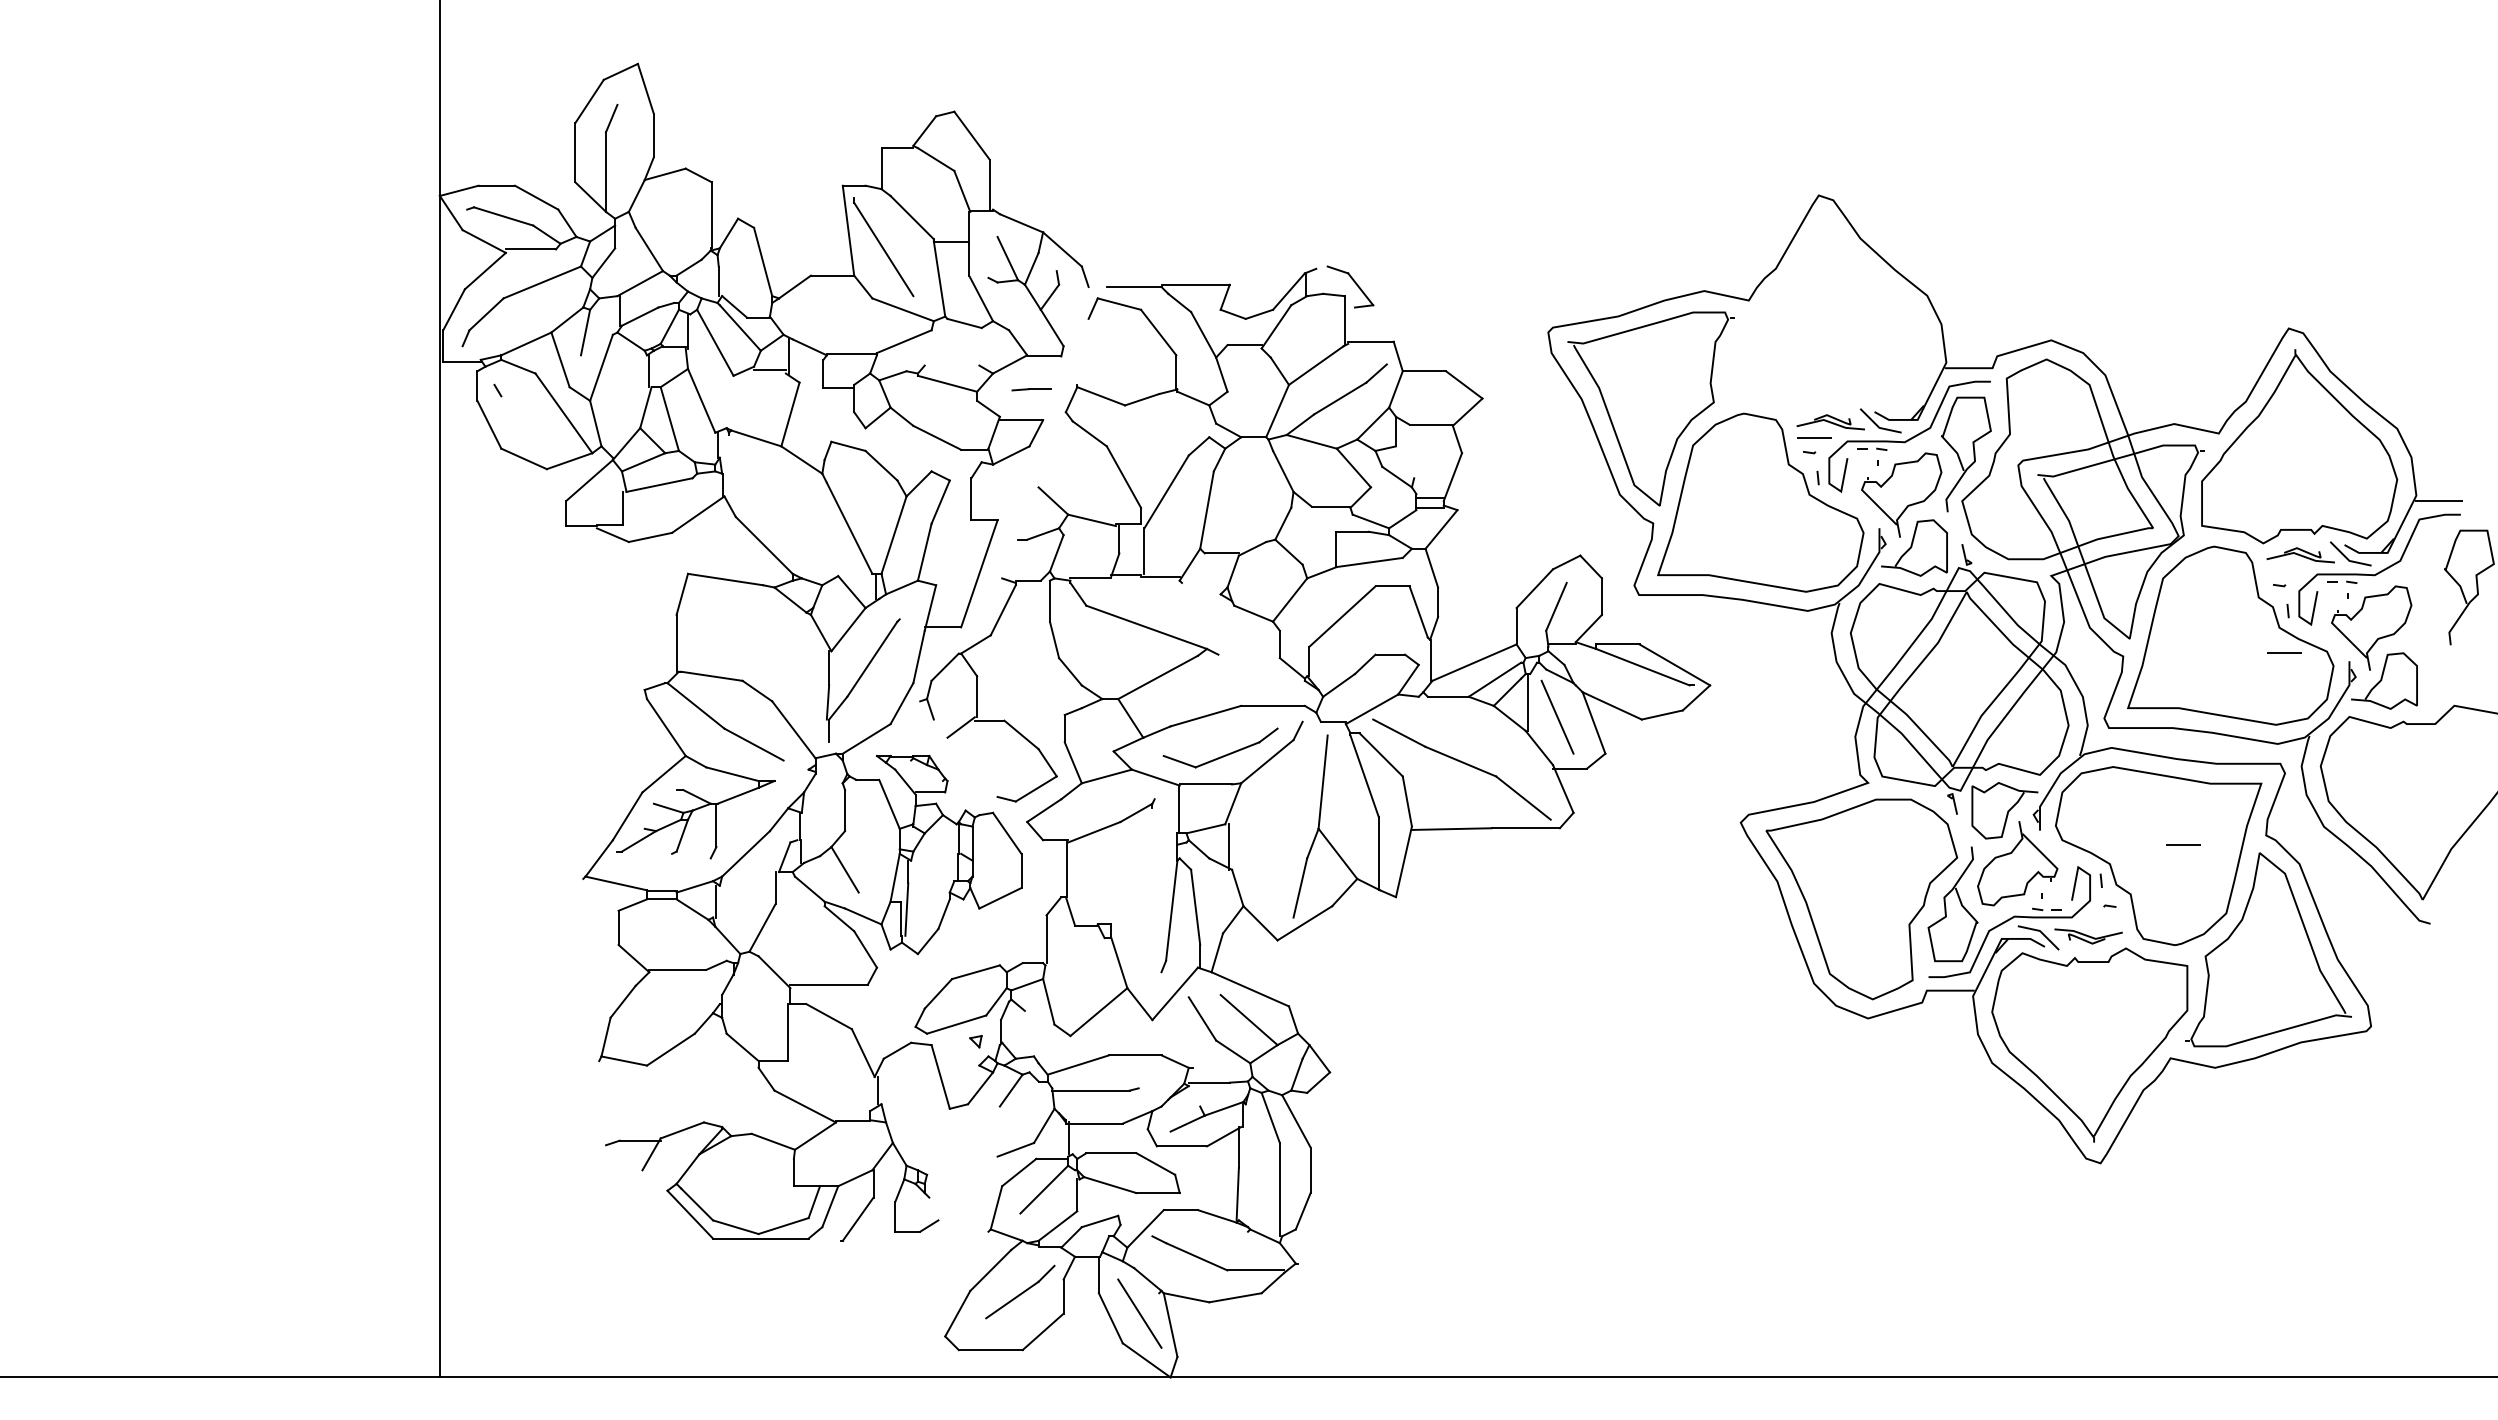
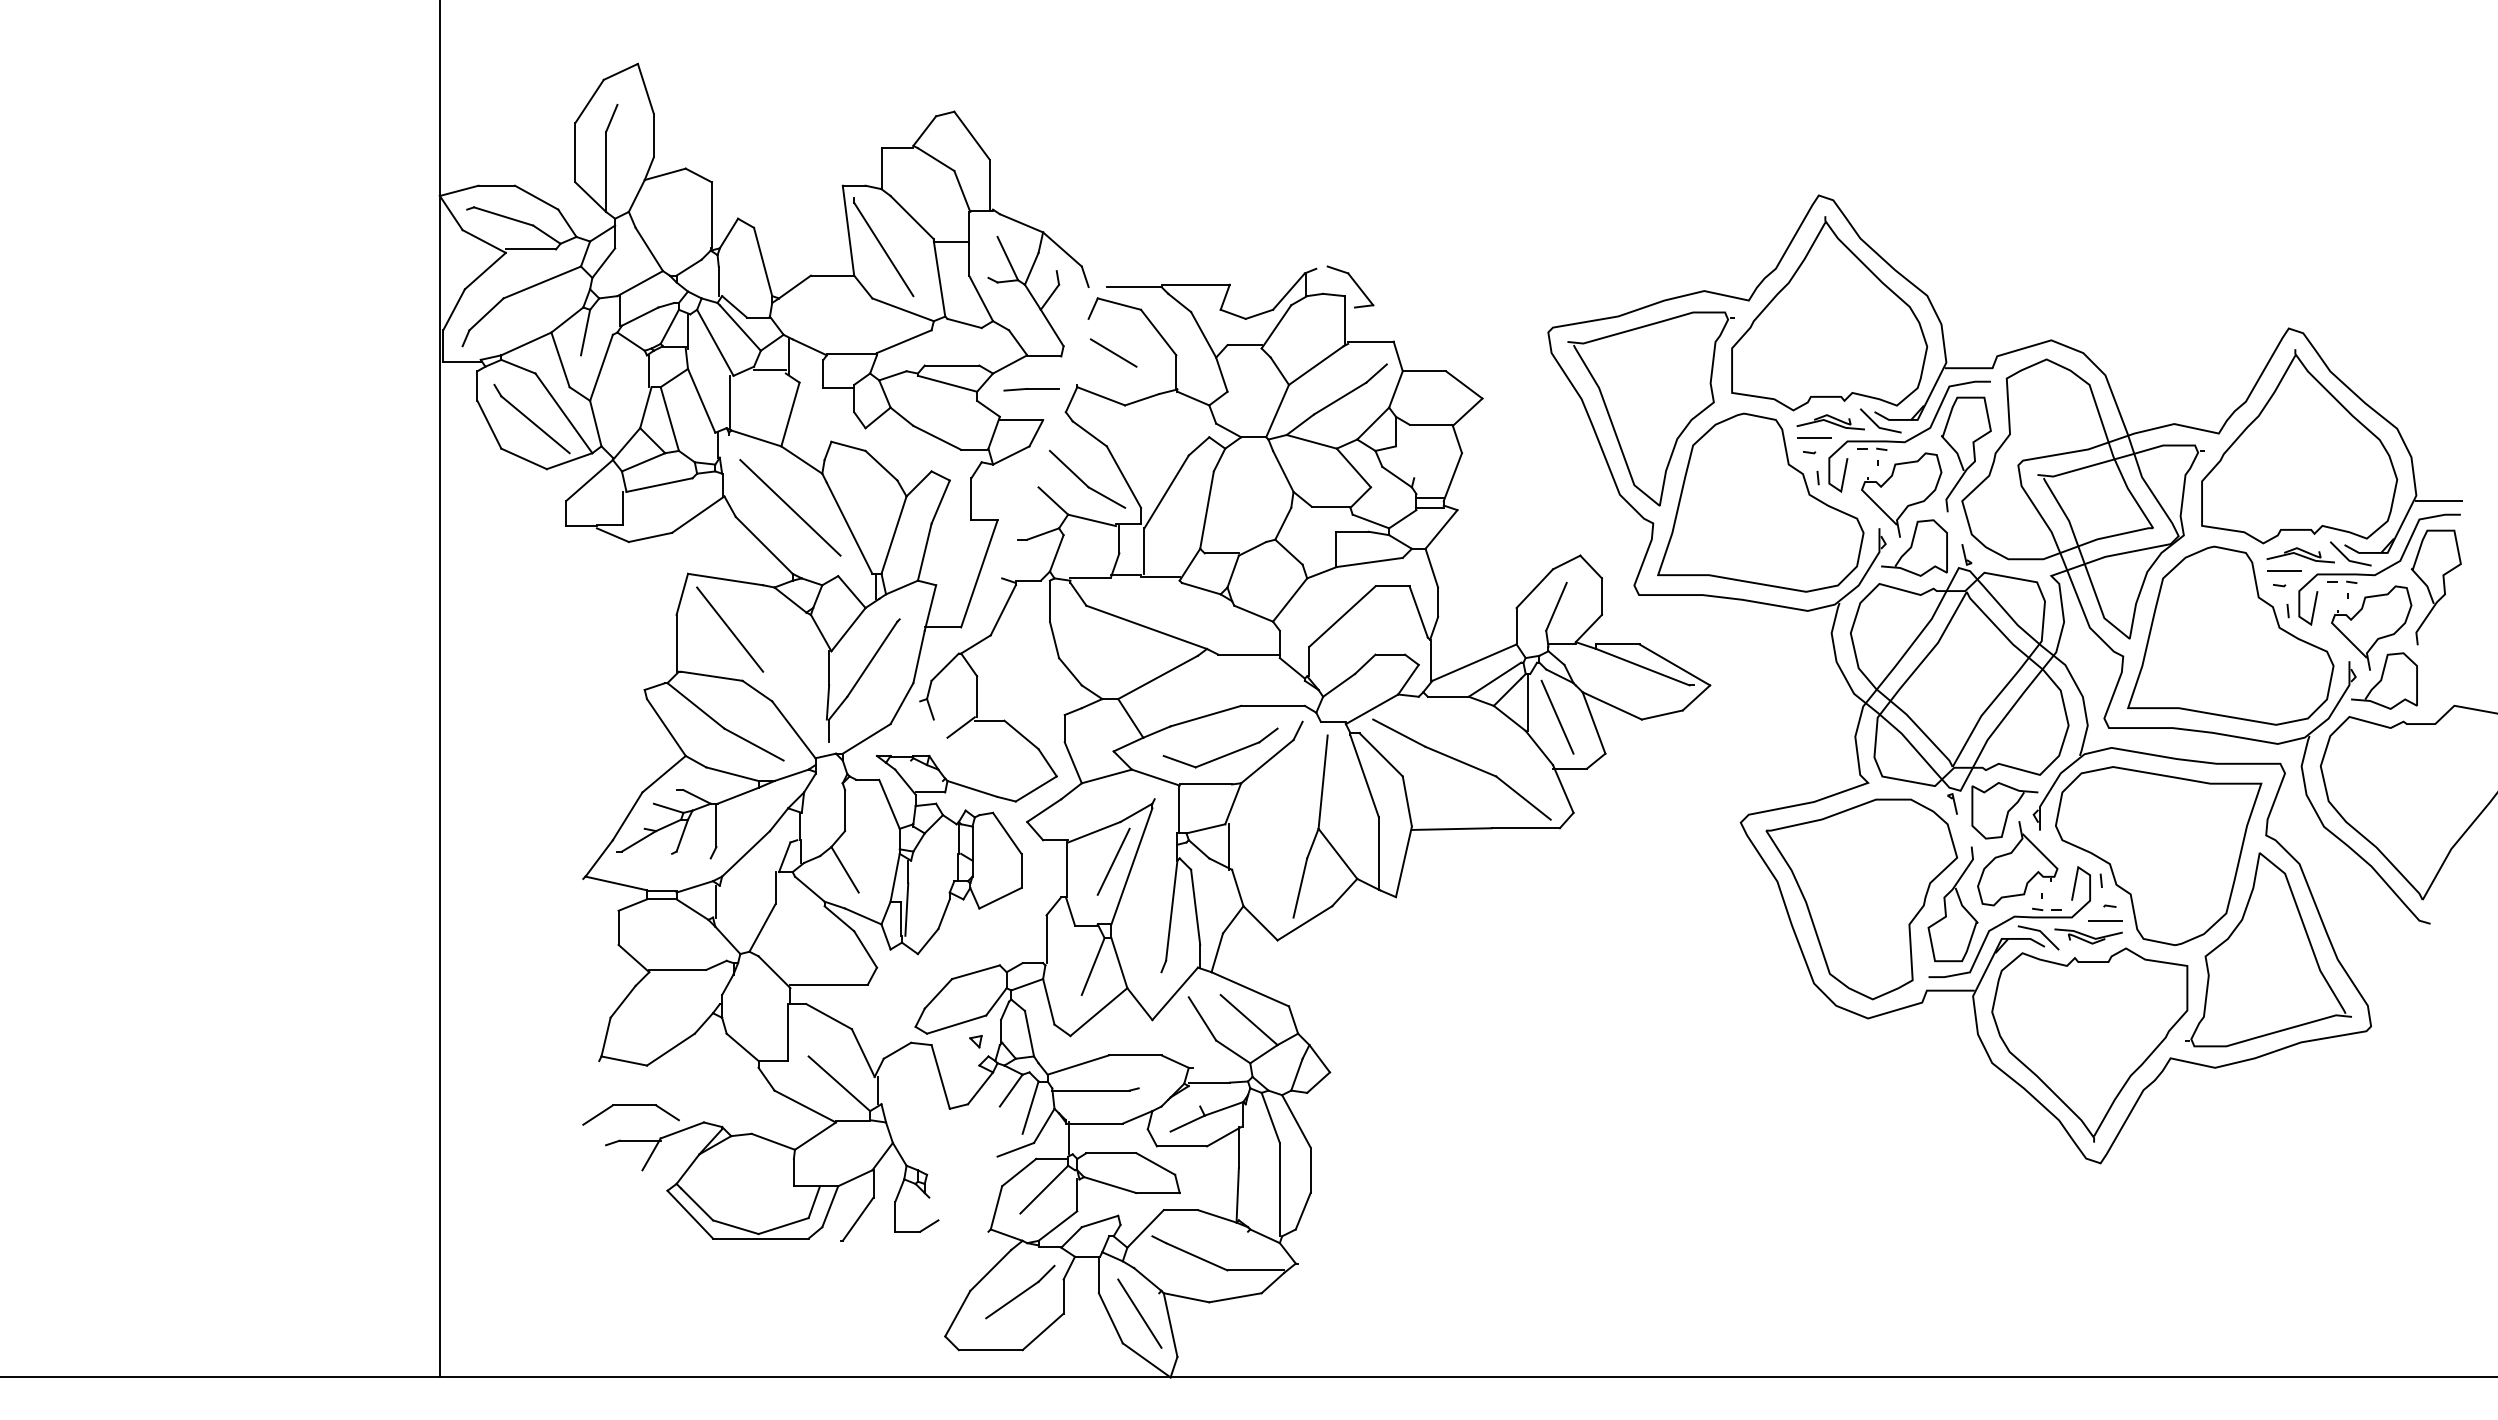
curve: none -> present (1790, 282)
line: none -> present (1113, 352)
line: none -> present (951, 365)
part size: 41x4 px -> 57x4 px (1031, 389)
line: none -> present (730, 401)
line: none -> present (535, 424)
part: none -> present (1087, 479)
line: none -> present (790, 507)
curve position: (2476, 587) -> (2443, 587) (2443, 587)
line: none -> present (1200, 588)
line: none -> present (730, 629)
line position: (2284, 652) -> (2284, 570) (2284, 570)
line: none -> present (1248, 654)
line: none -> present (791, 775)
line: none -> present (972, 788)
line position: (2183, 844) -> (2105, 920) (2105, 920)
line: none -> present (1113, 861)
line: none -> present (1131, 866)
line: none -> present (1092, 966)
line: none -> present (1029, 1033)
line: none -> present (839, 1083)
part: none -> present (630, 1105)
line: none -> present (1030, 1107)
